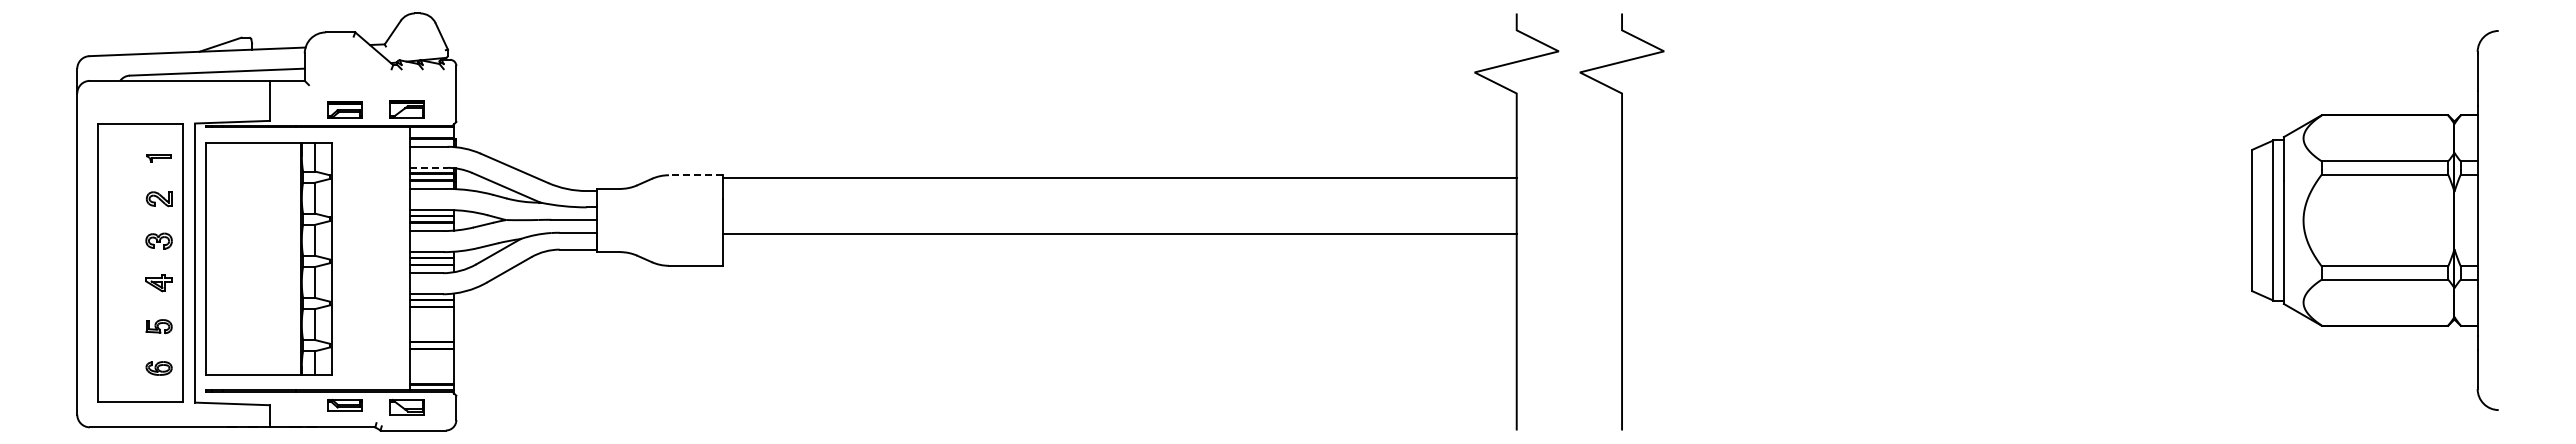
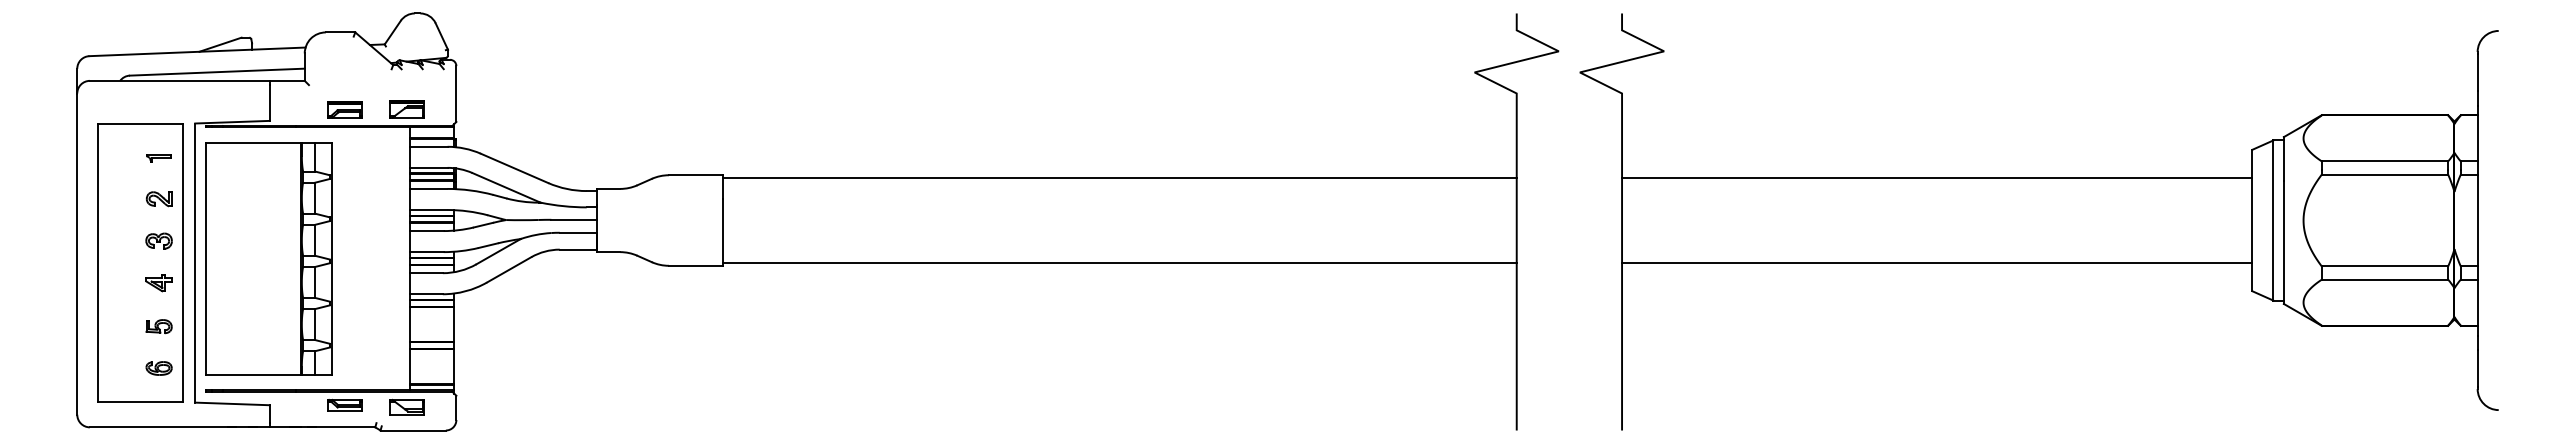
line: dashed -> solid (428, 167)
line: dashed -> solid (695, 175)
line: none -> present (1937, 178)
line position: (1119, 233) -> (1119, 262) (1119, 262)
line: none -> present (1937, 262)
